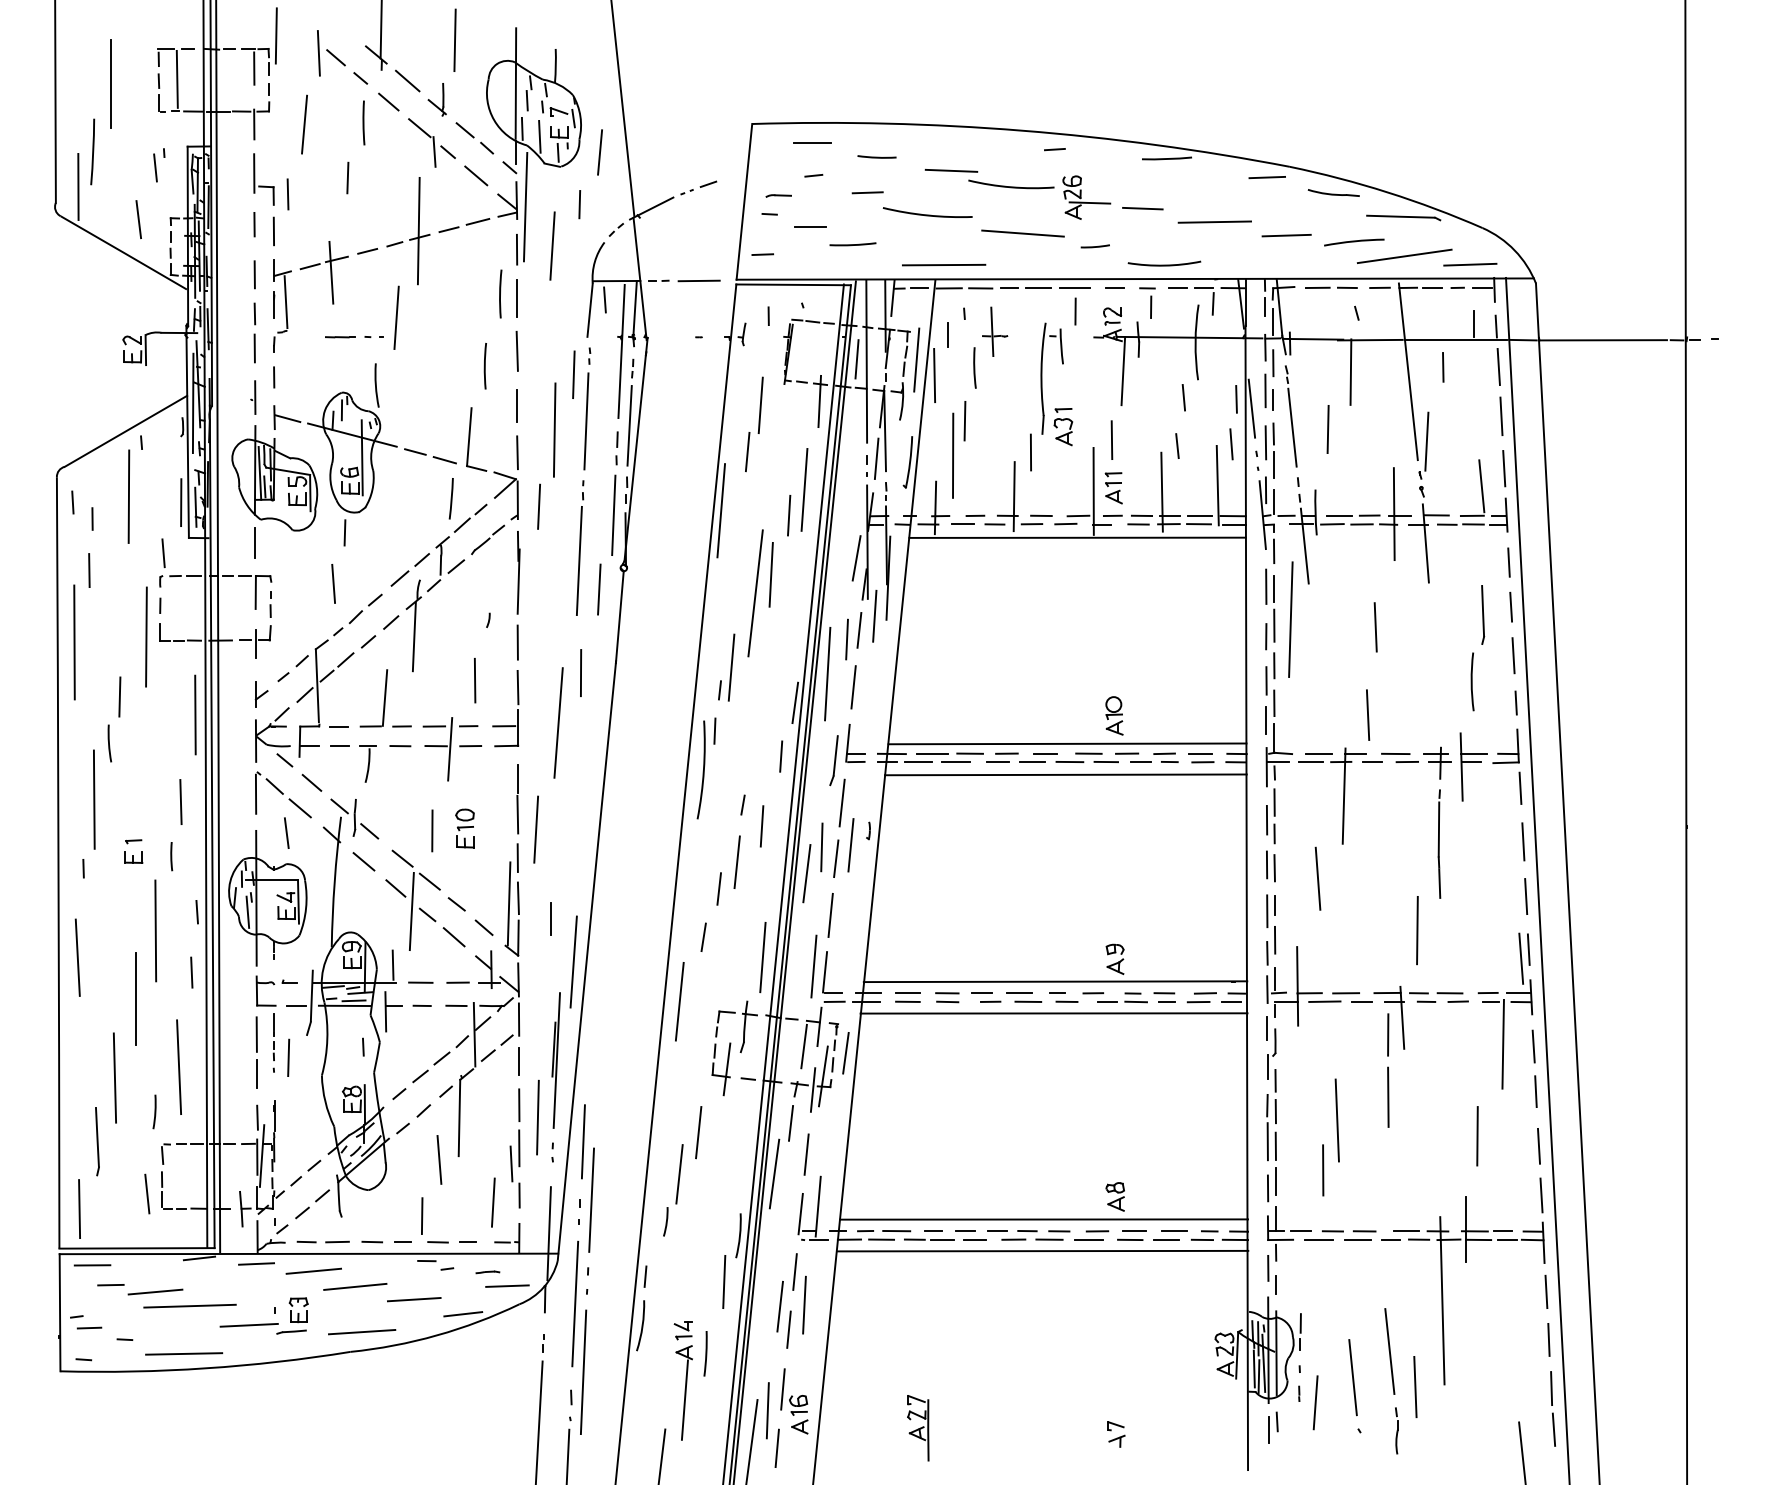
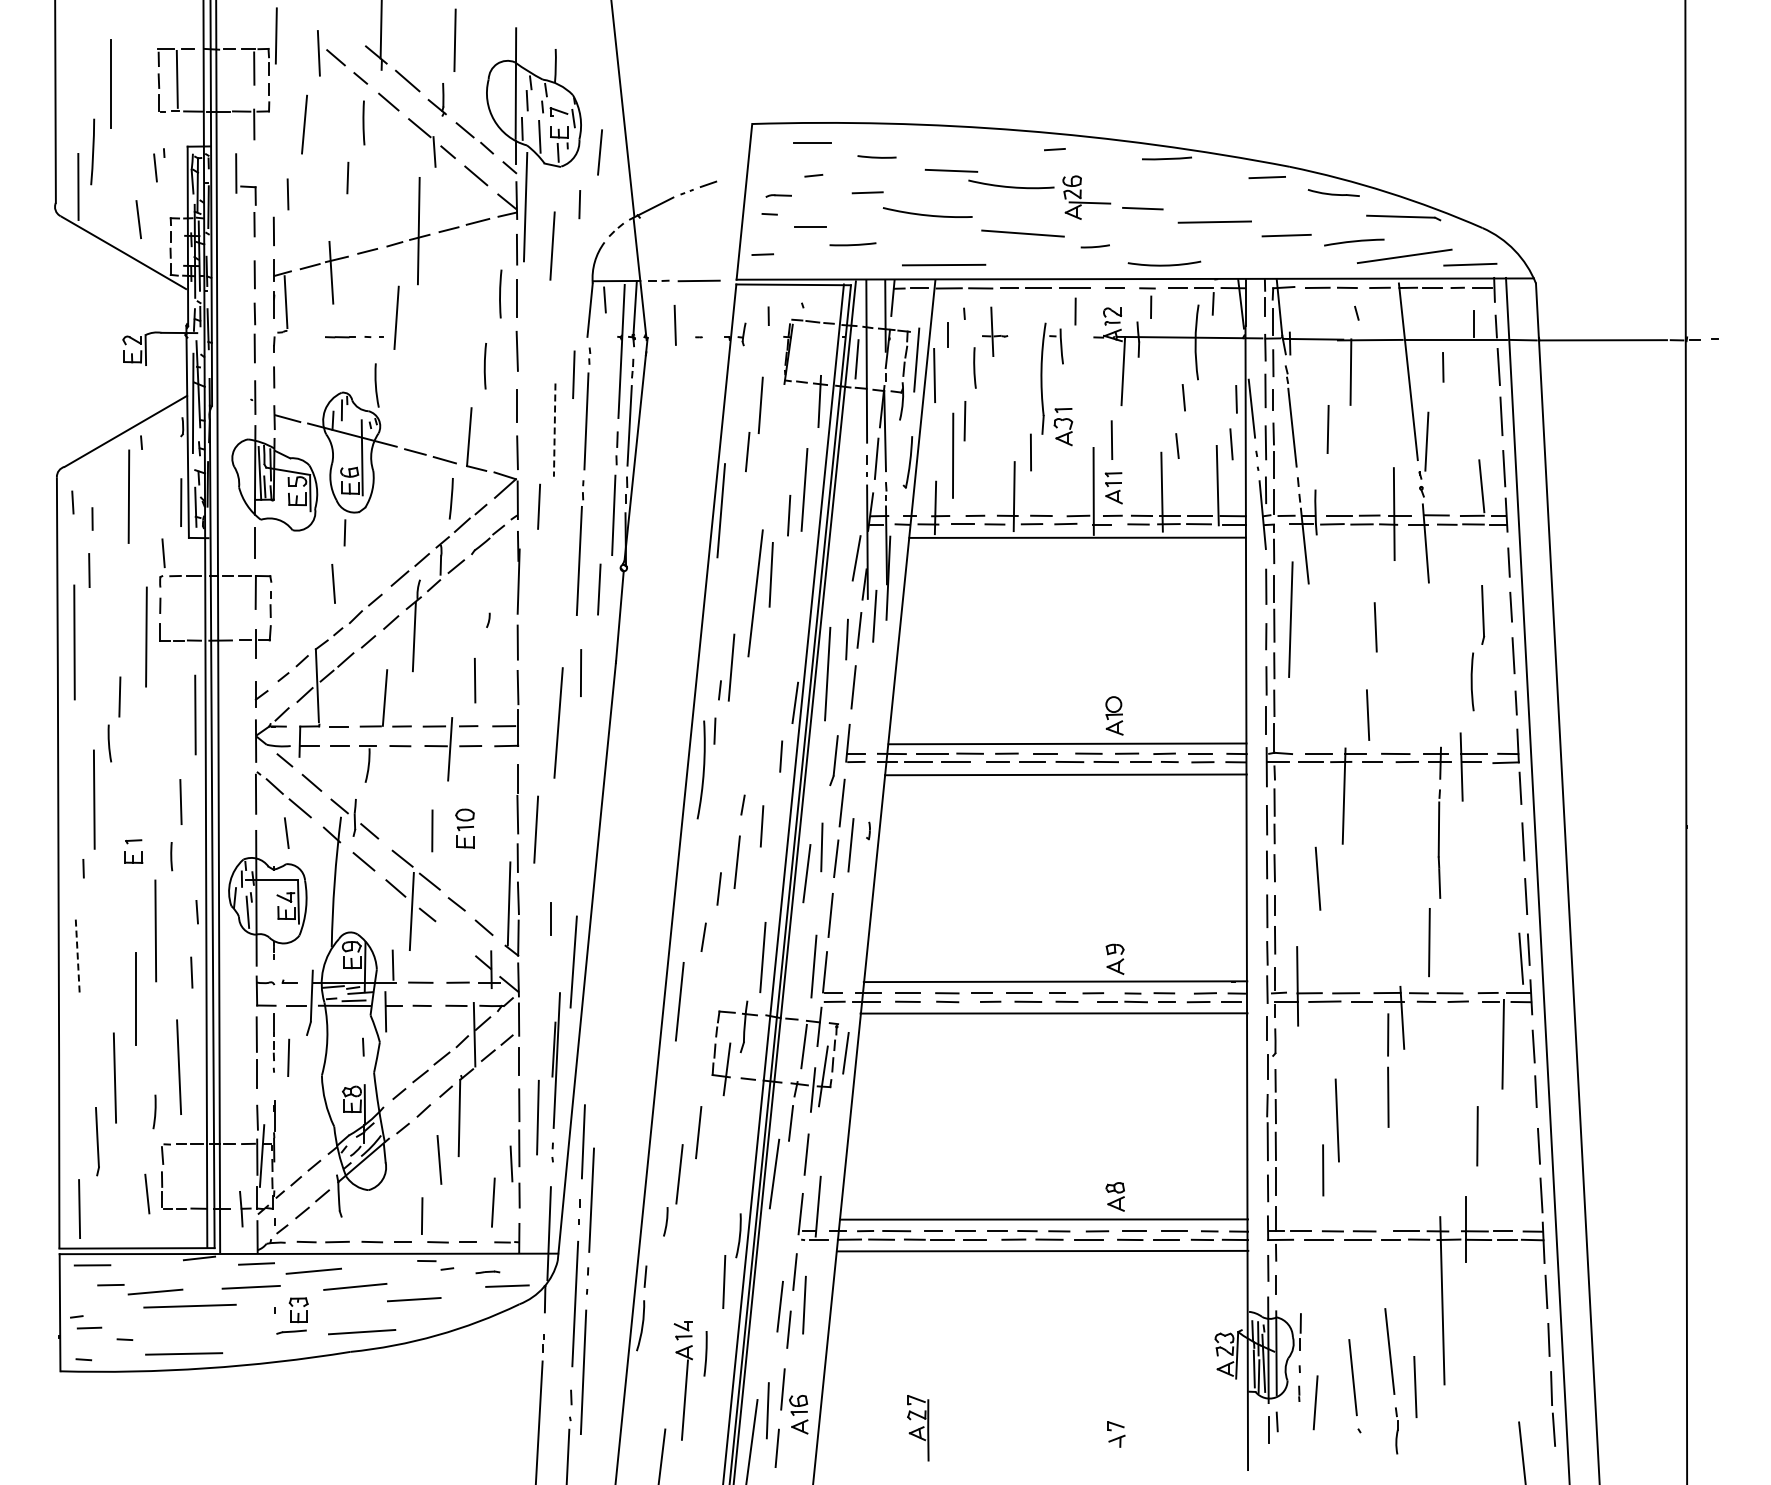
part position: (263, 179) -> (245, 179) (245, 179)
line: none -> present (674, 325)
line: solid -> dashed (554, 430)
line position: (1417, 930) -> (1429, 942) (1429, 942)
line: present -> none (453, 937)
line: solid -> dashed (77, 958)
line: present -> none (463, 1314)
line position: (248, 1325) -> (250, 1287) (250, 1287)
